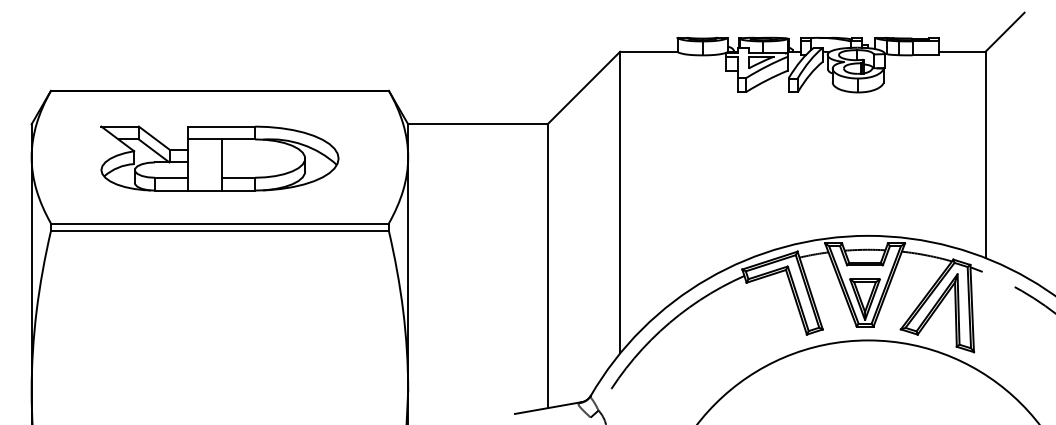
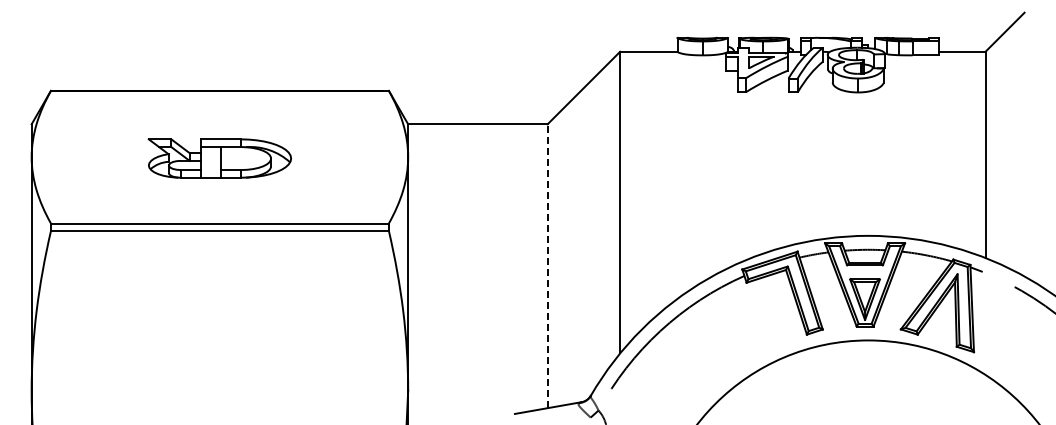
part size: 240x67 px -> 146x41 px (219, 158)
line: solid -> dashed (547, 266)
